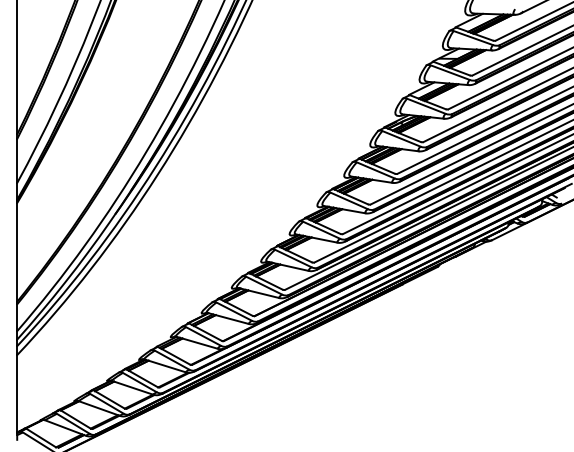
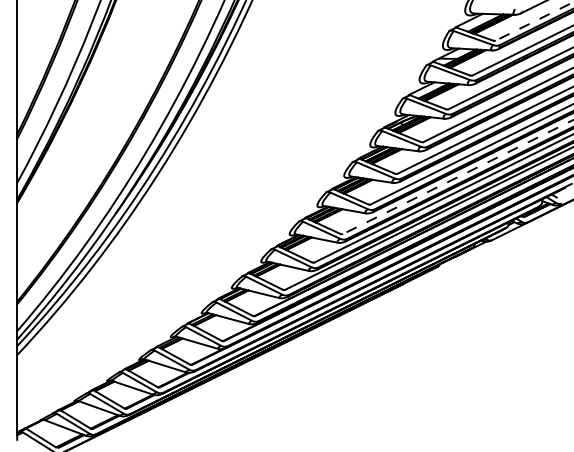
line: solid -> dashed (534, 21)
line: solid -> dashed (457, 177)
